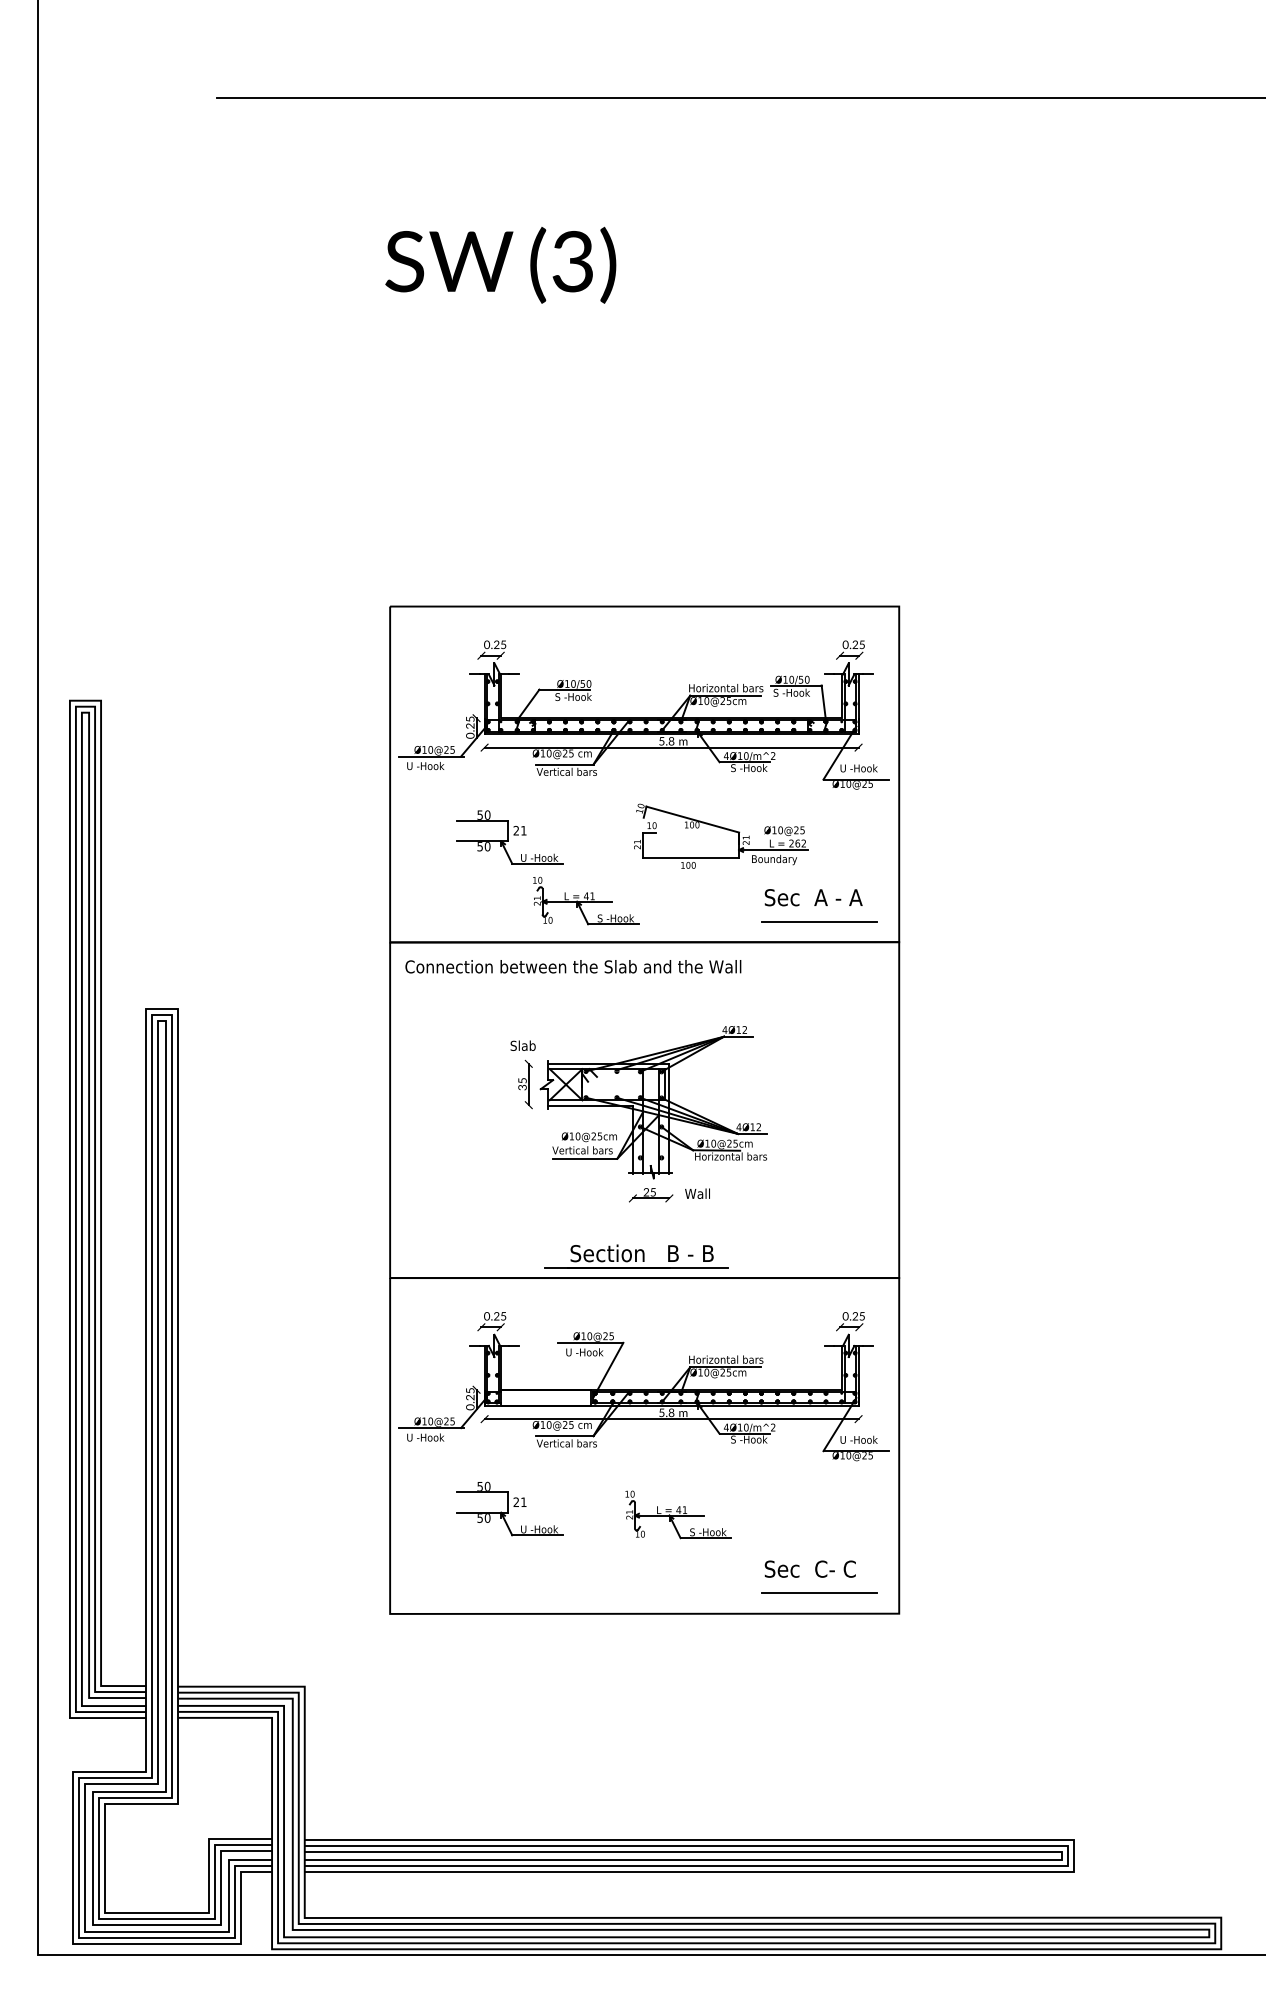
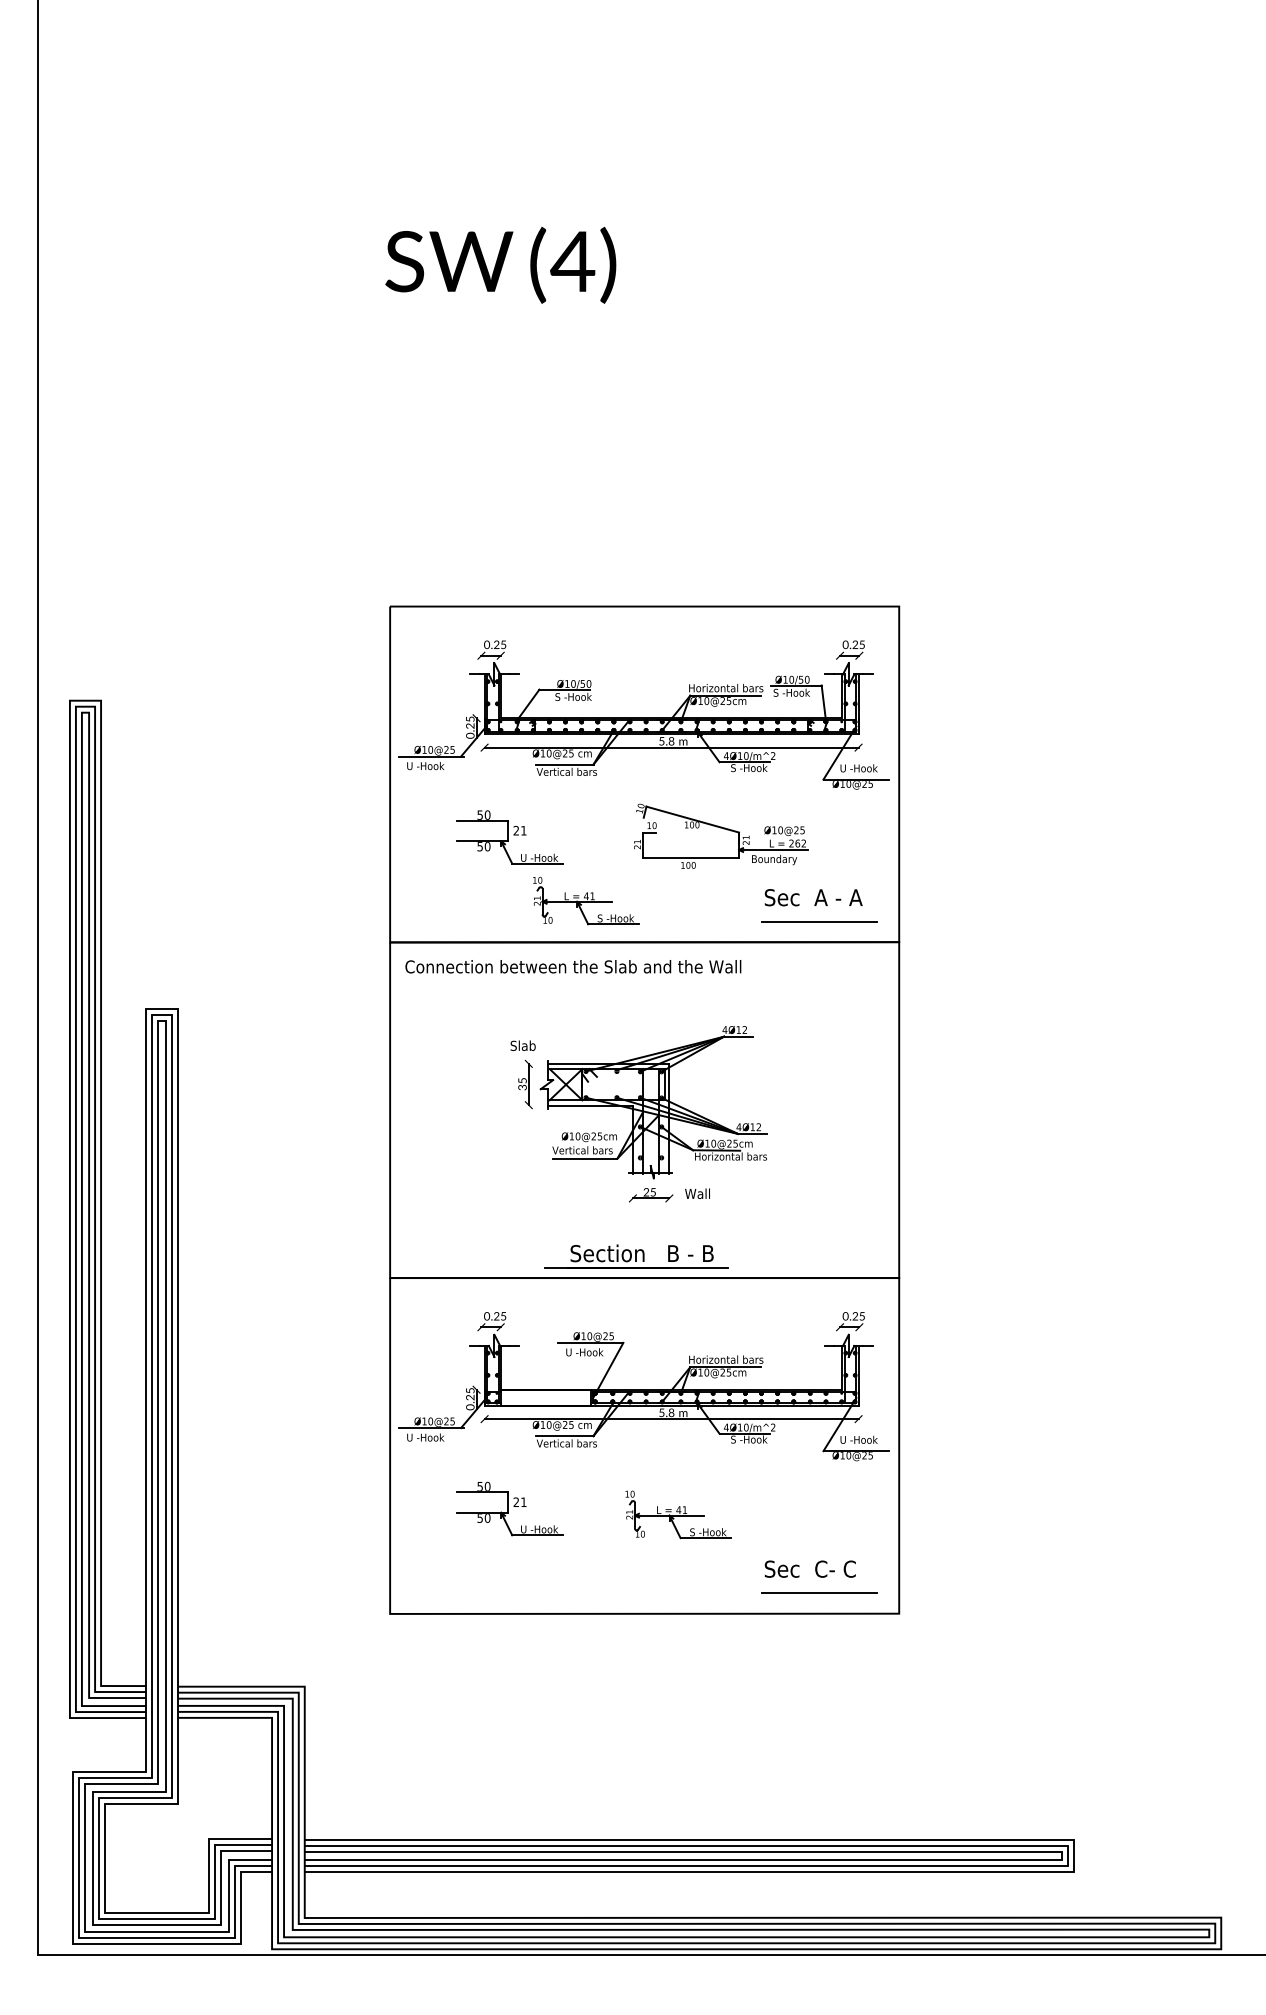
line: present -> none (739, 97)
text: (3) -> (4) (572, 261)
